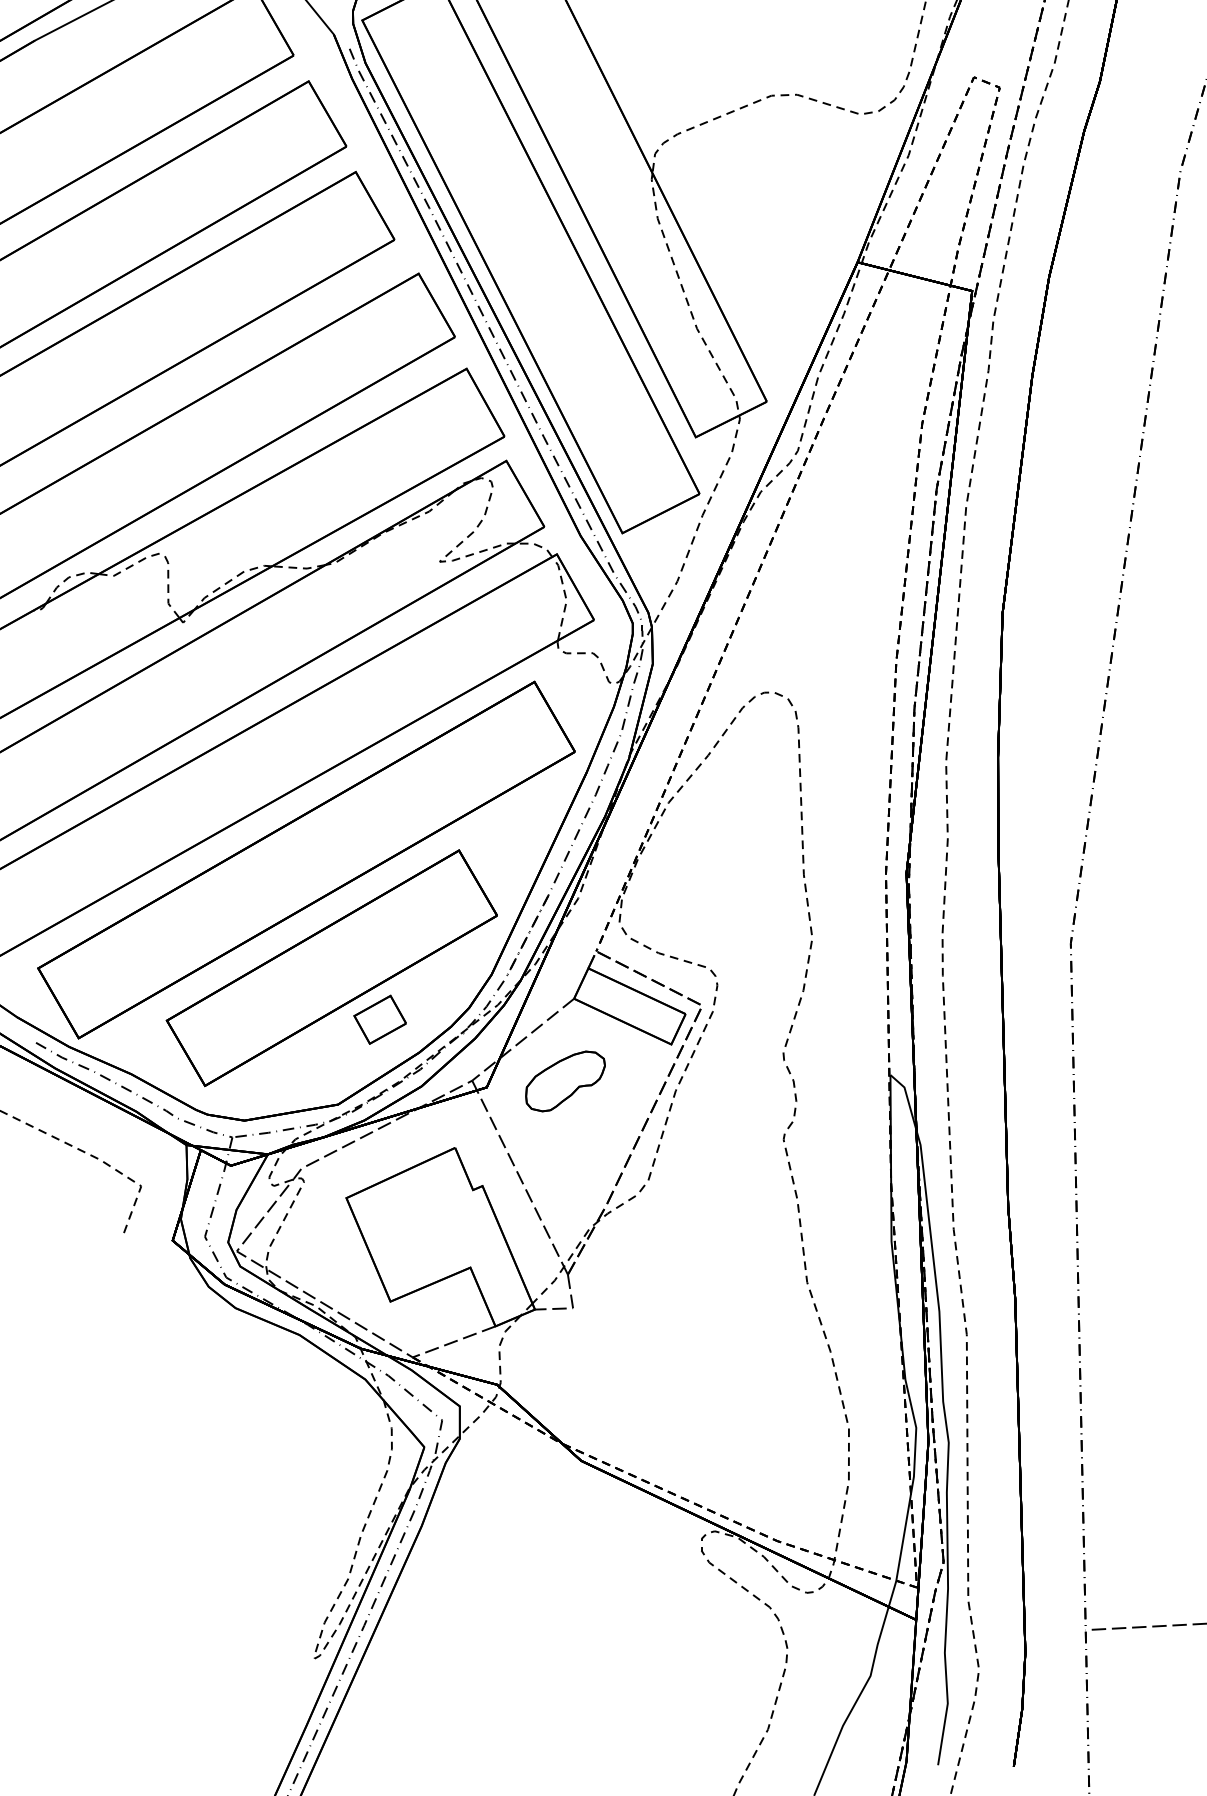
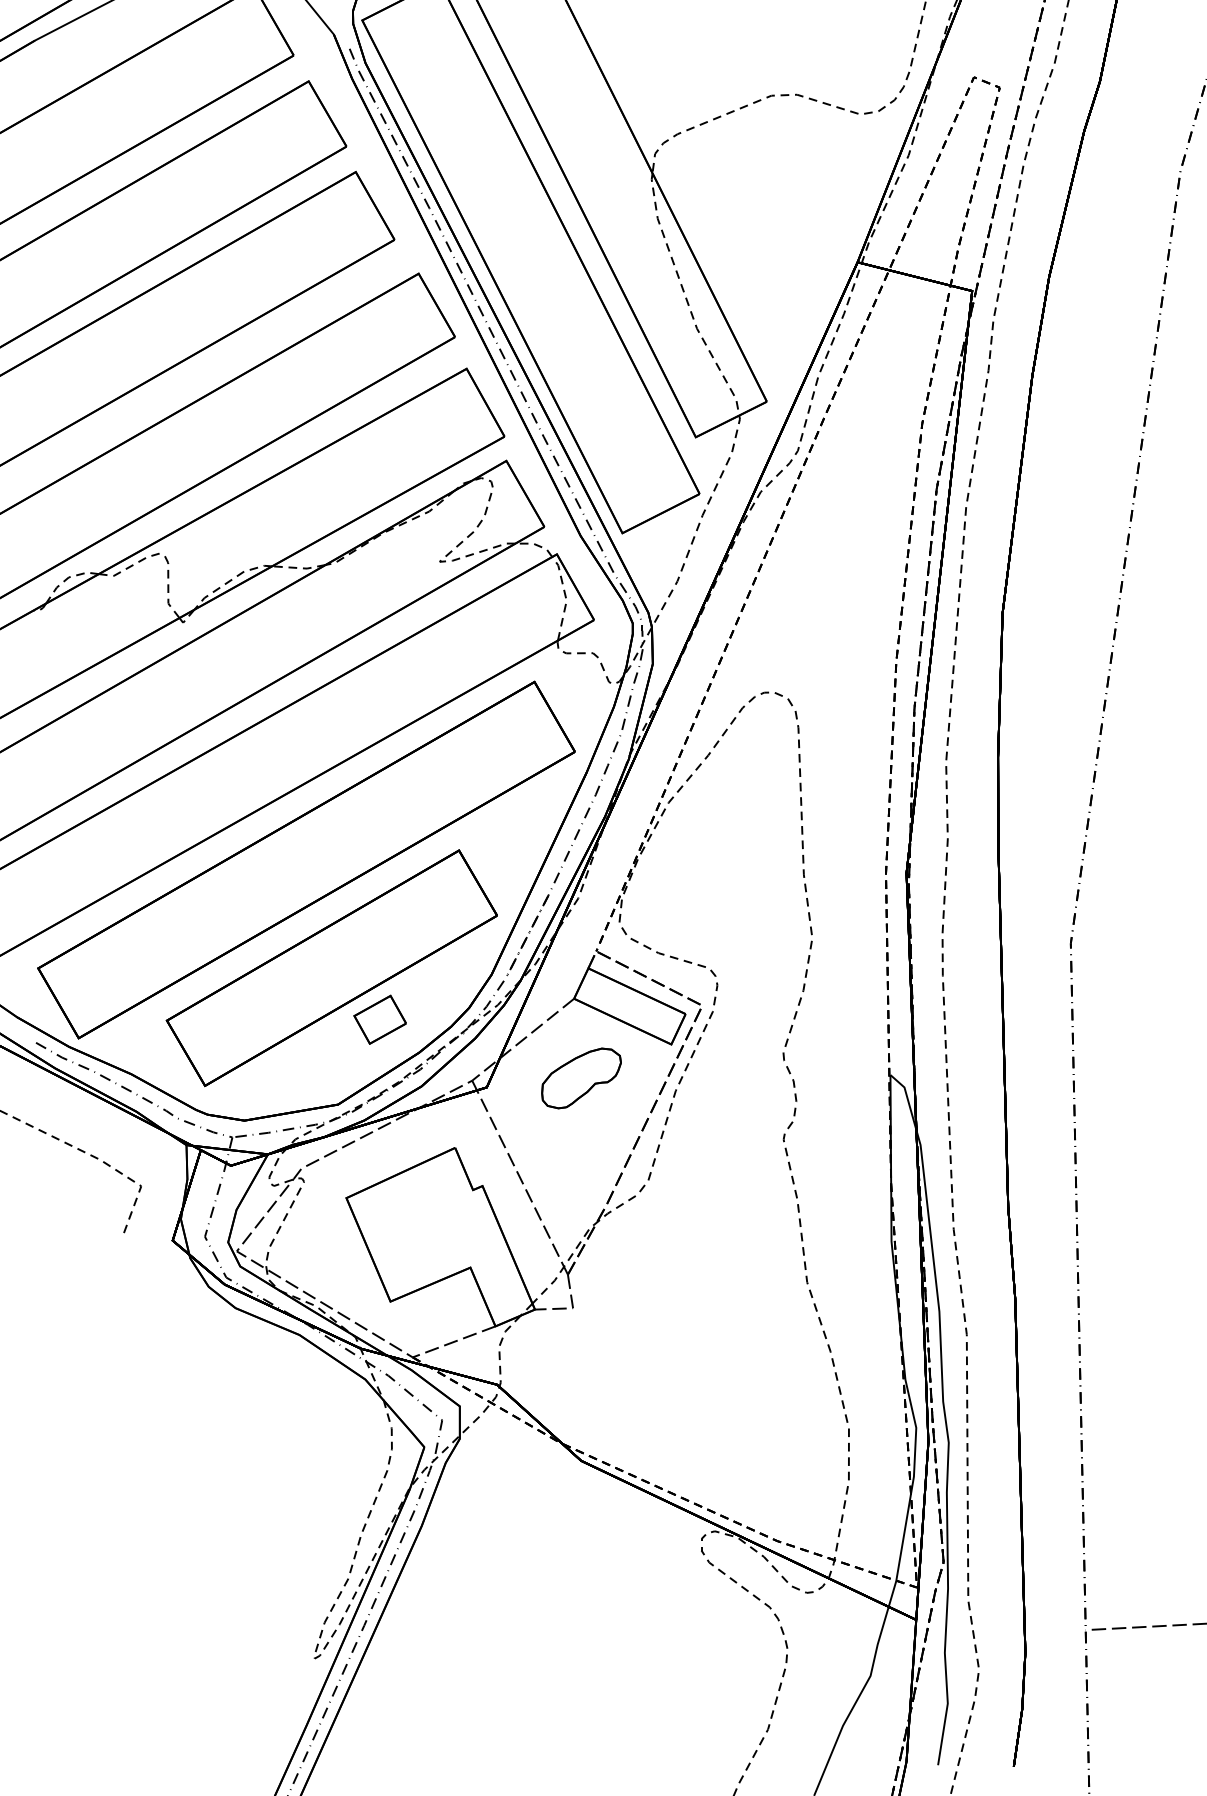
part position: (565, 1081) -> (581, 1078) (581, 1078)
